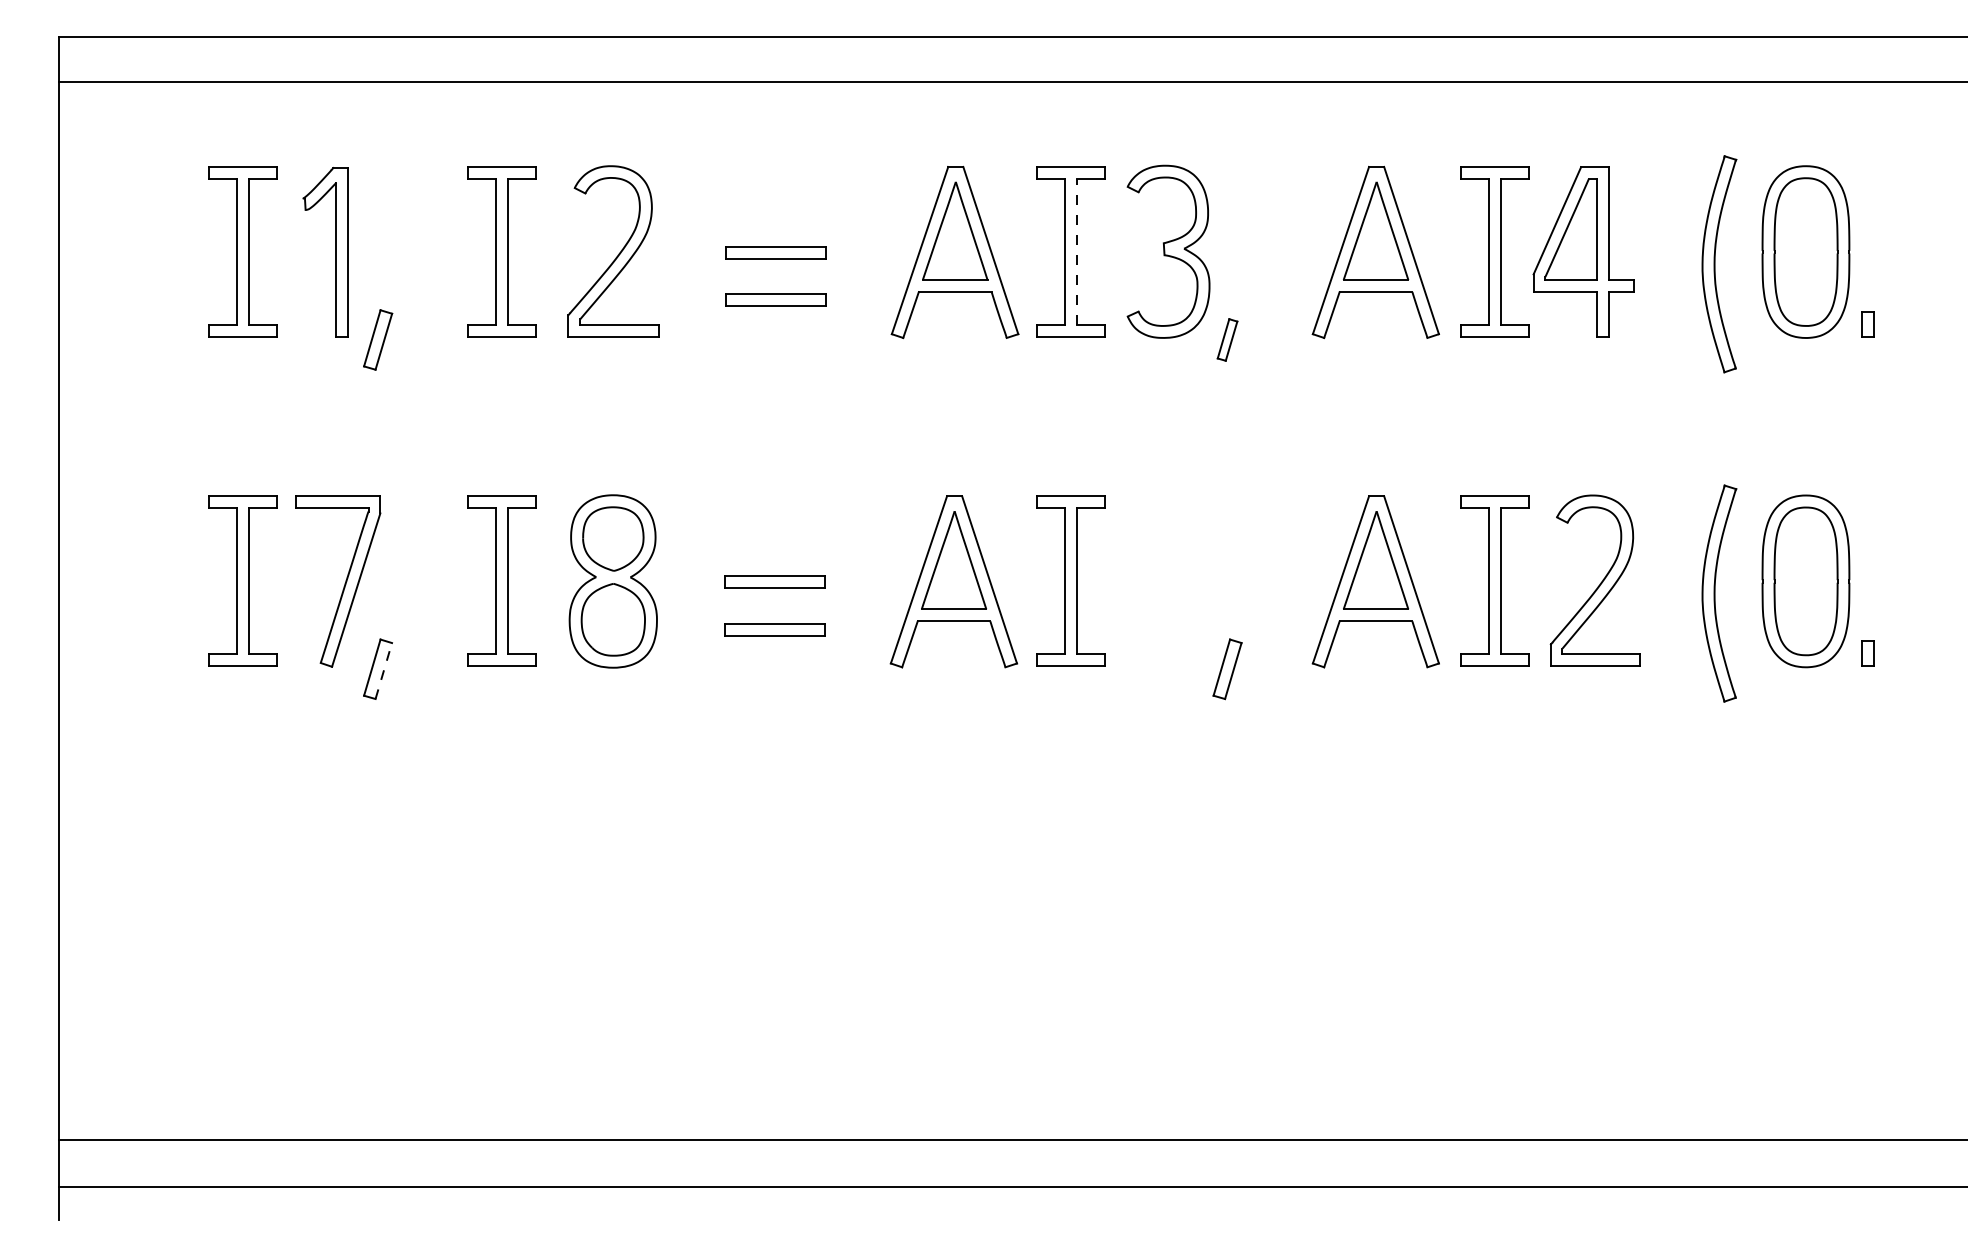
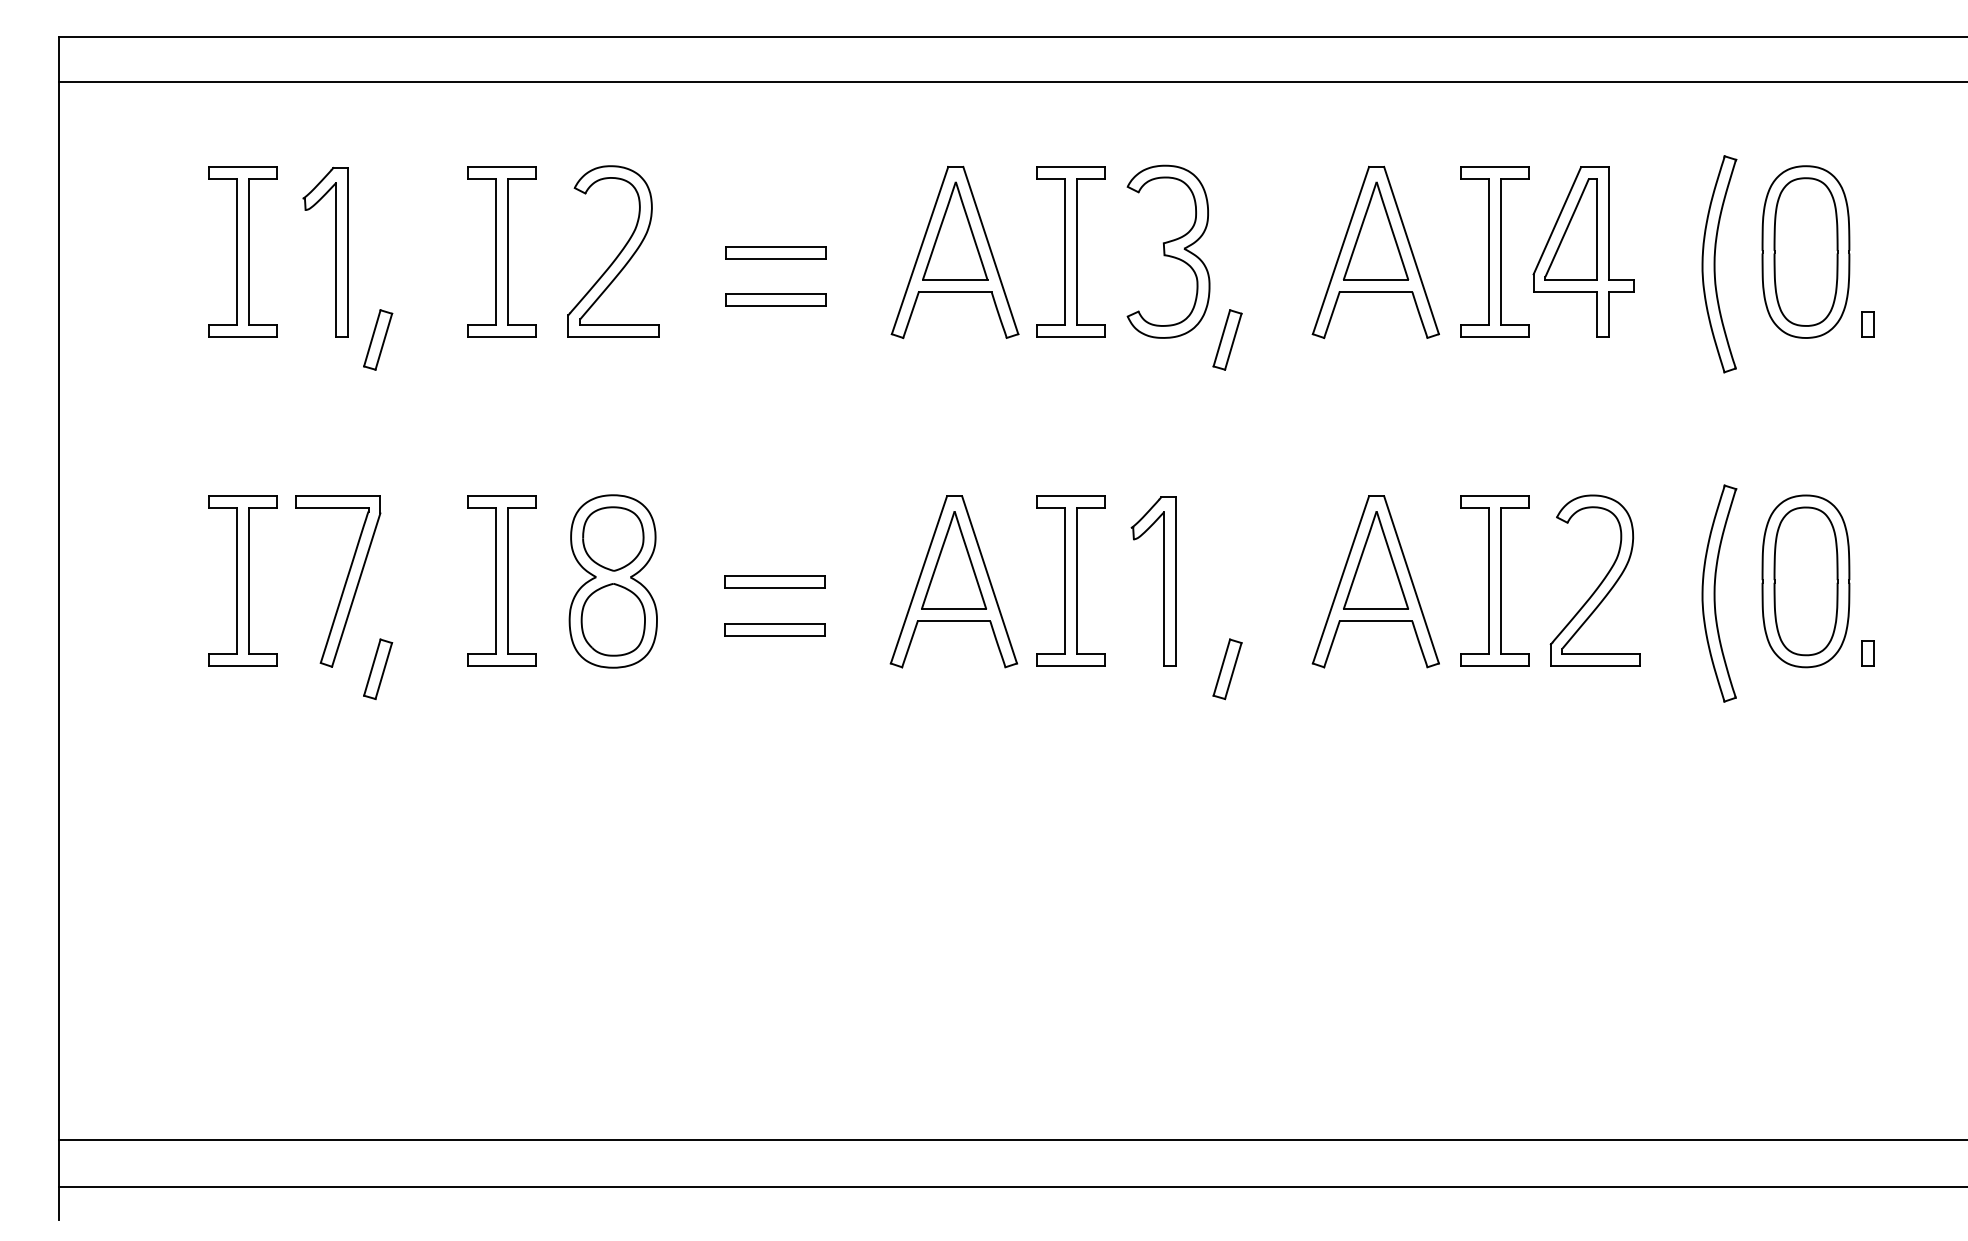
line: dashed -> solid (1076, 251)
part size: 23x44 px -> 31x62 px (1227, 339)
part: none -> present (1163, 581)
line: dashed -> solid (383, 670)
